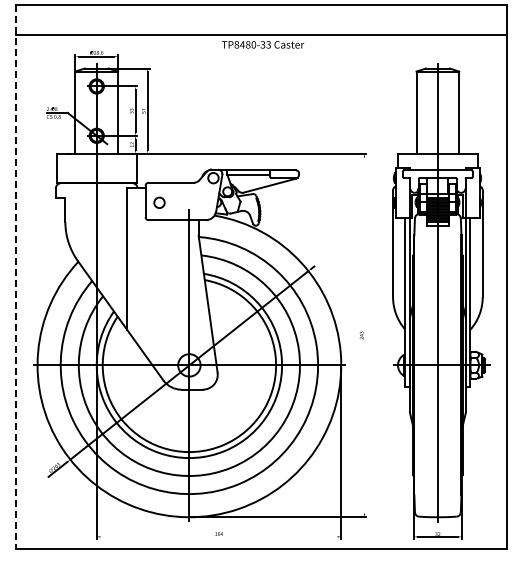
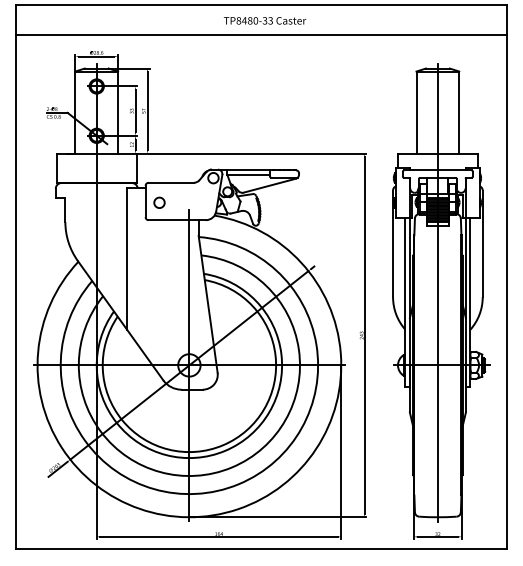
text position: (262, 44) -> (264, 20) (264, 20)
line: dashed -> solid (15, 277)
line: none -> present (364, 335)
line: none -> present (218, 536)
